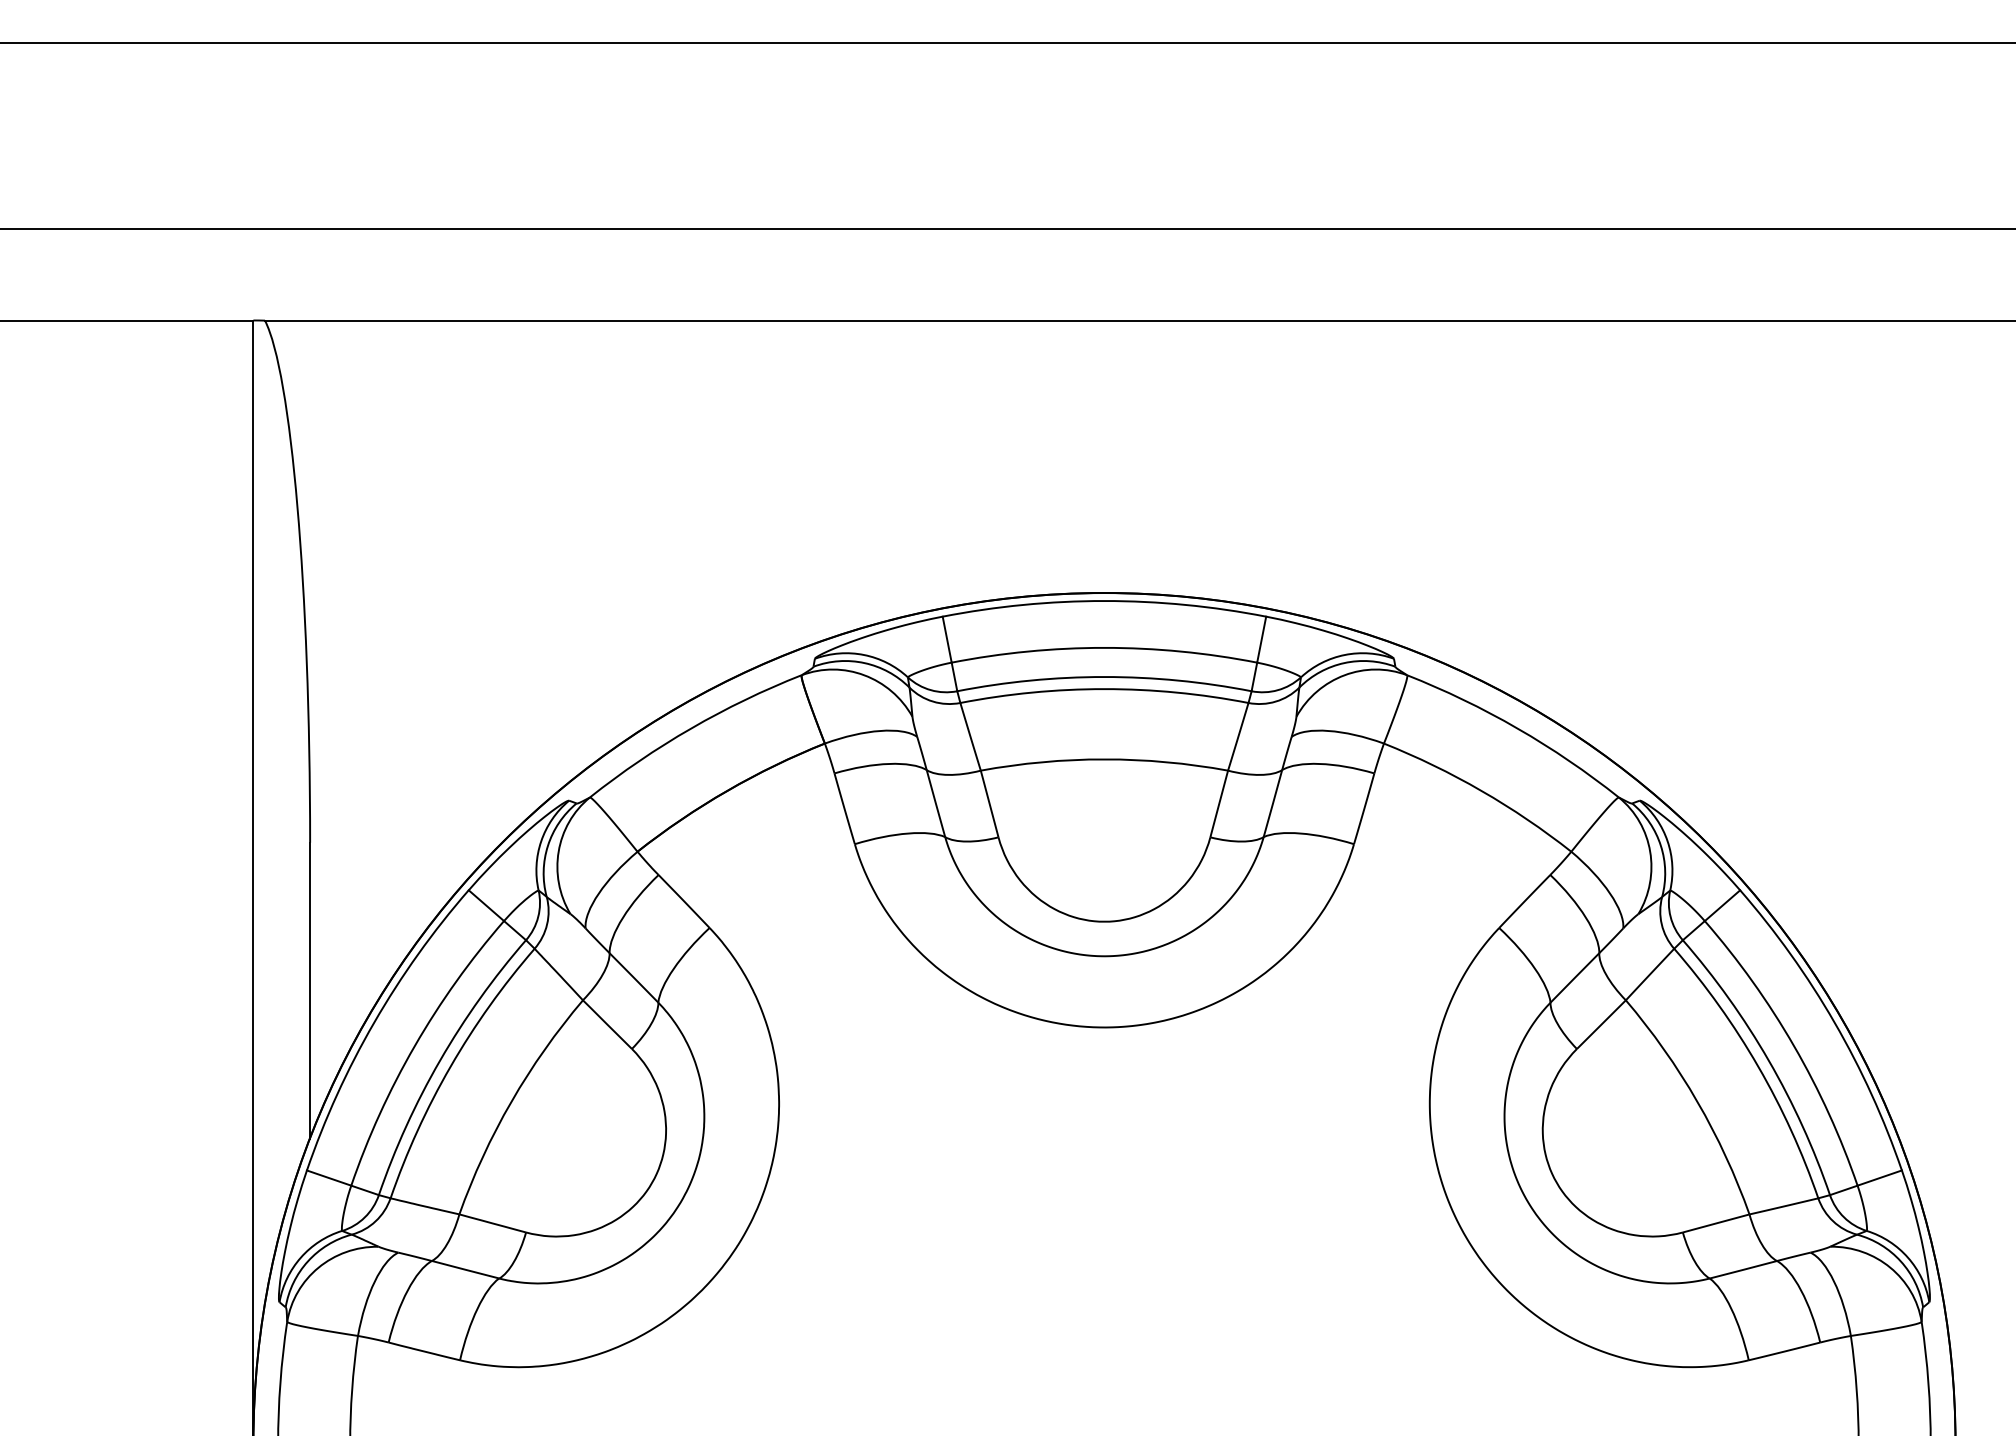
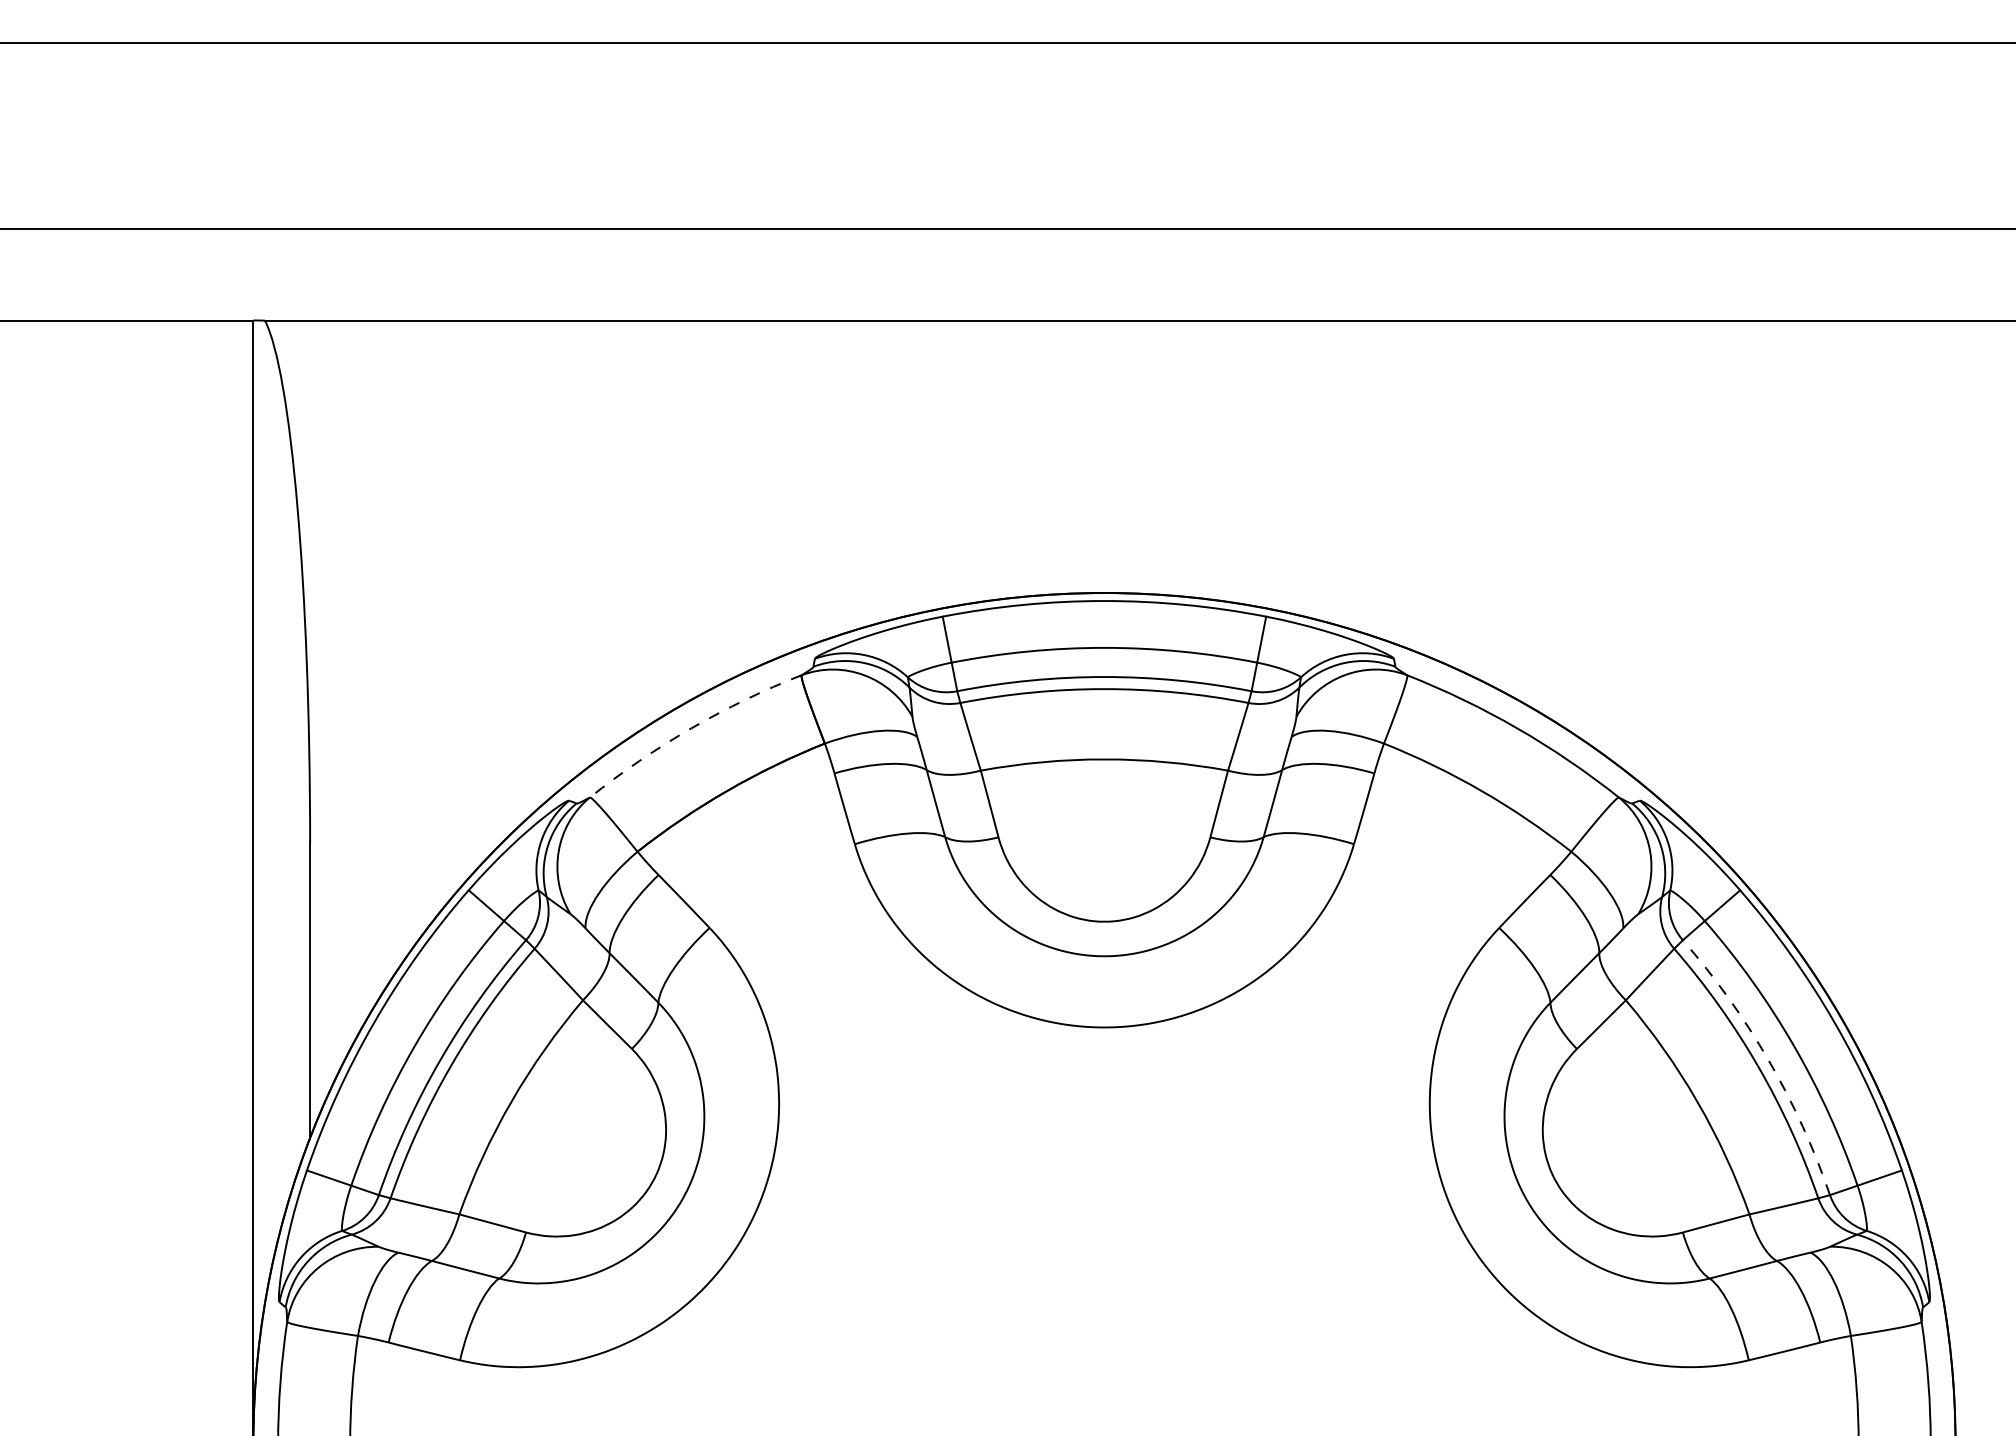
arc: solid -> dashed (691, 728)
arc: solid -> dashed (1768, 1060)
